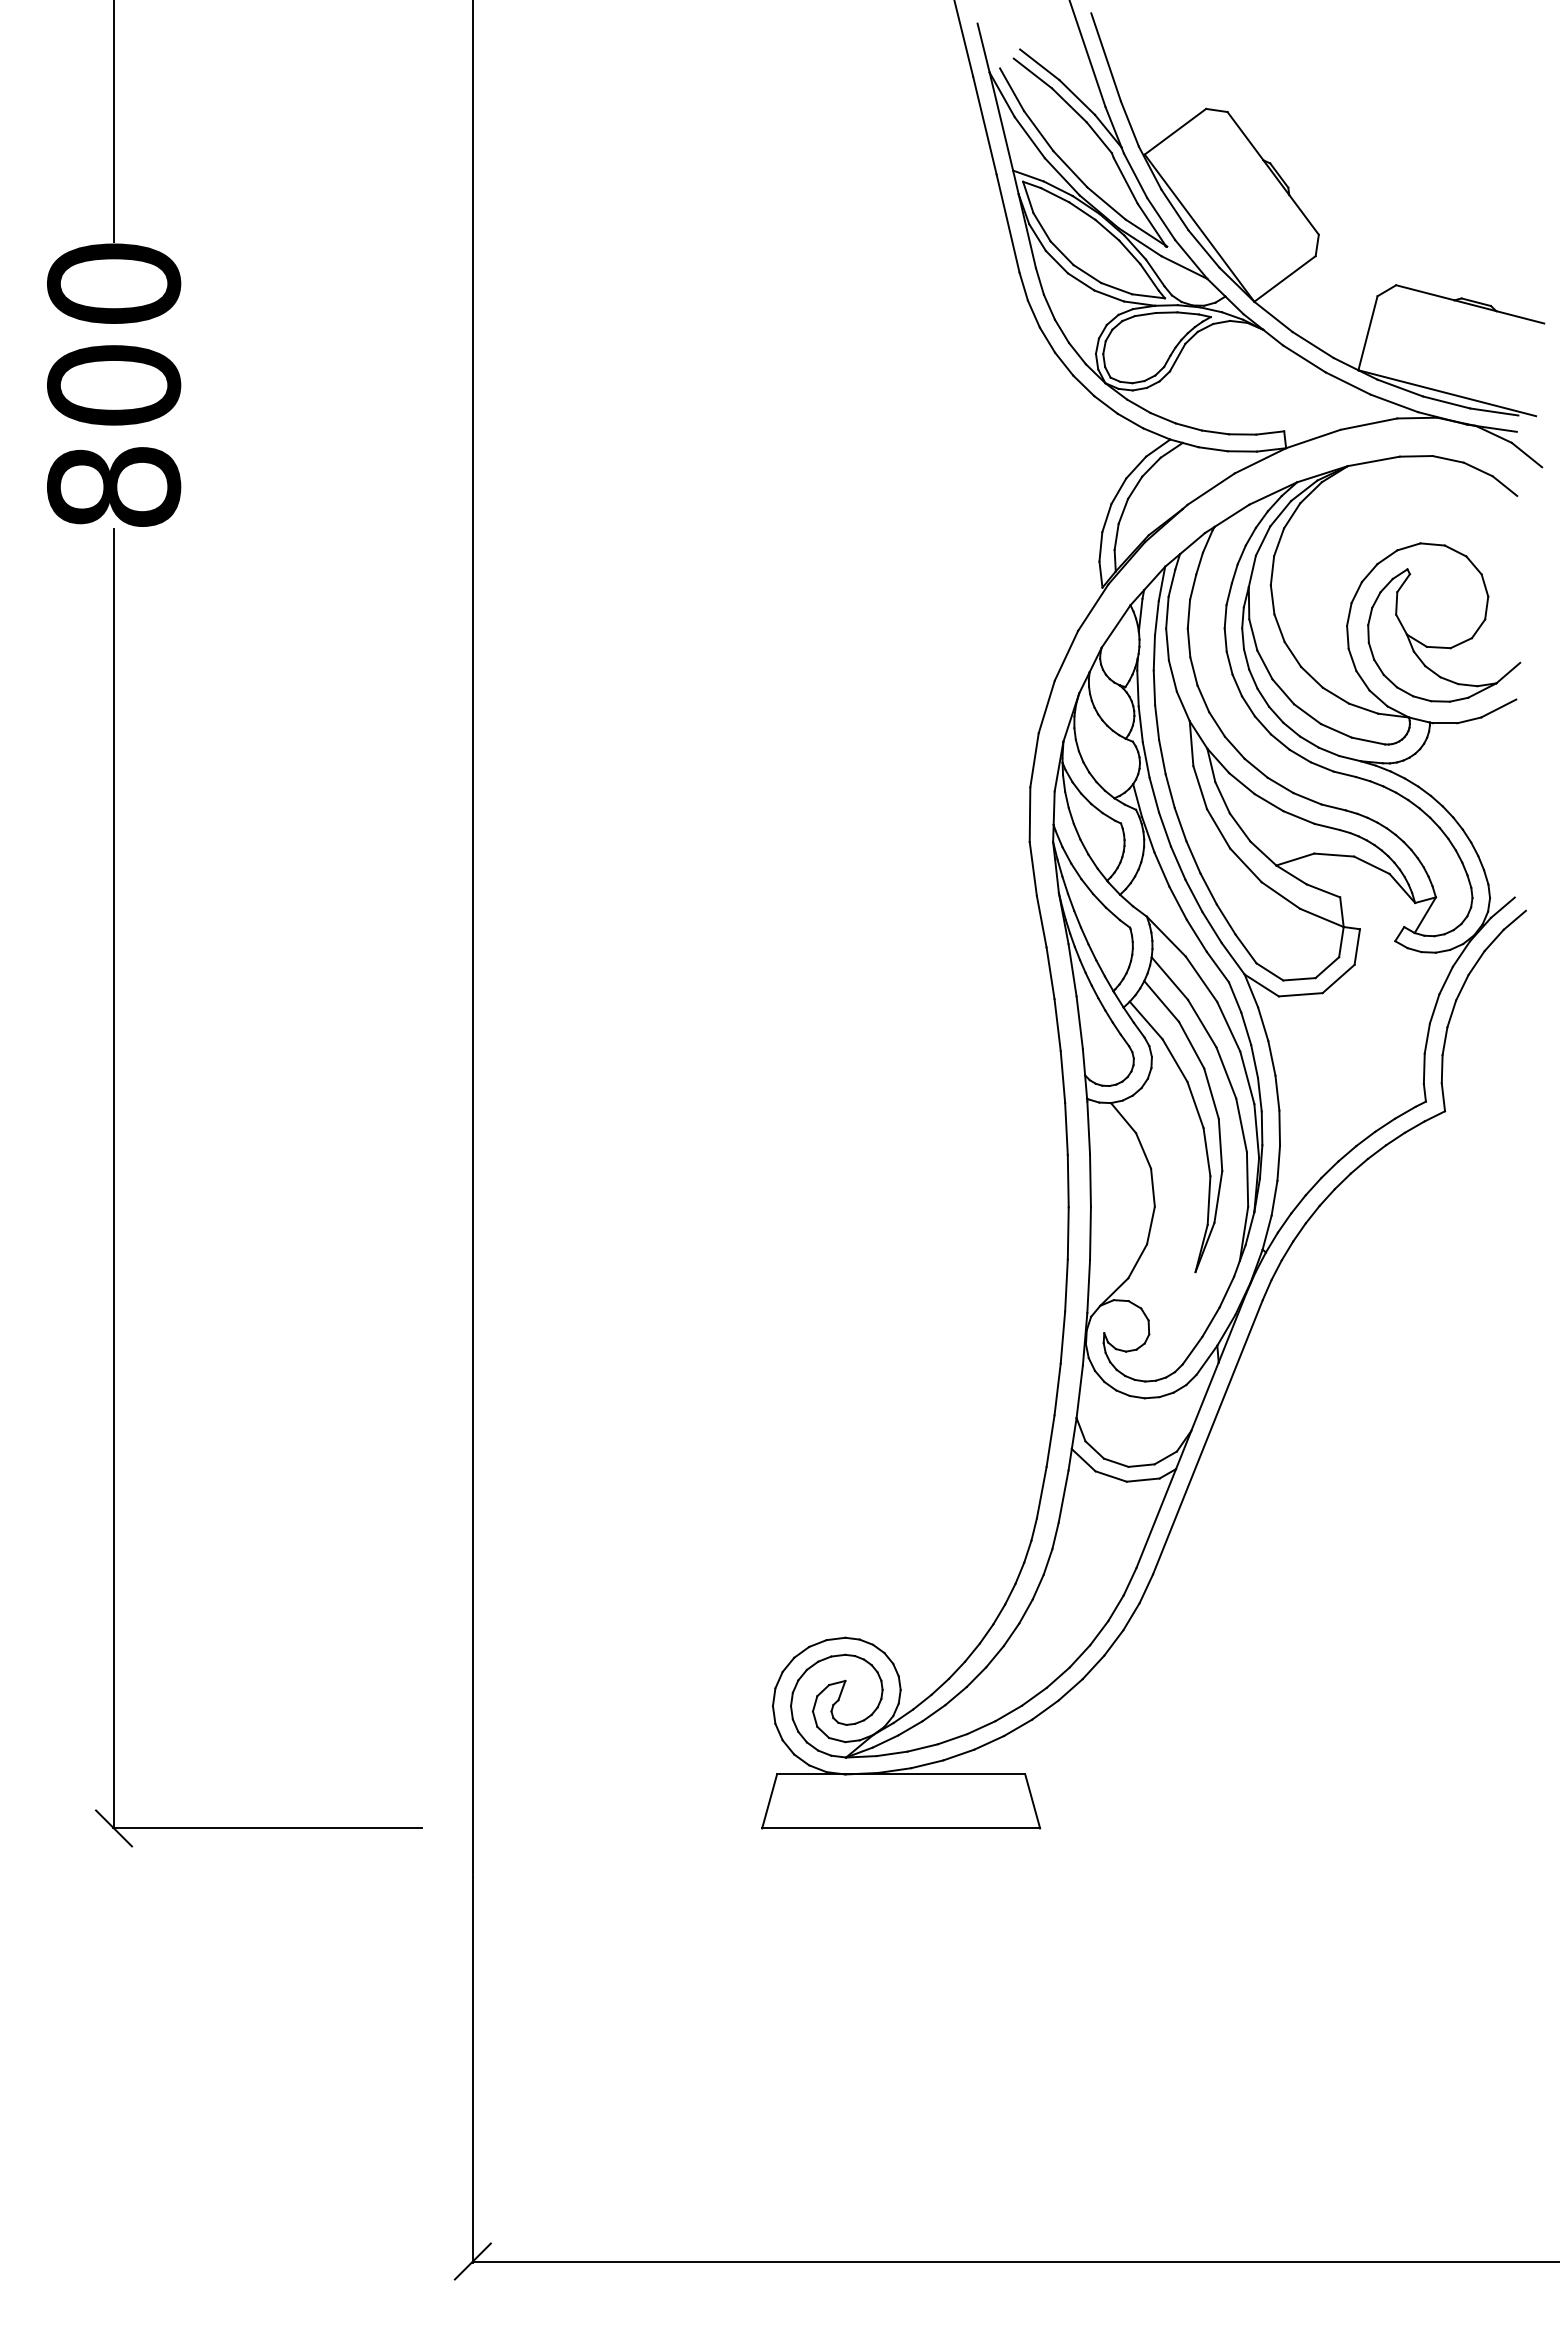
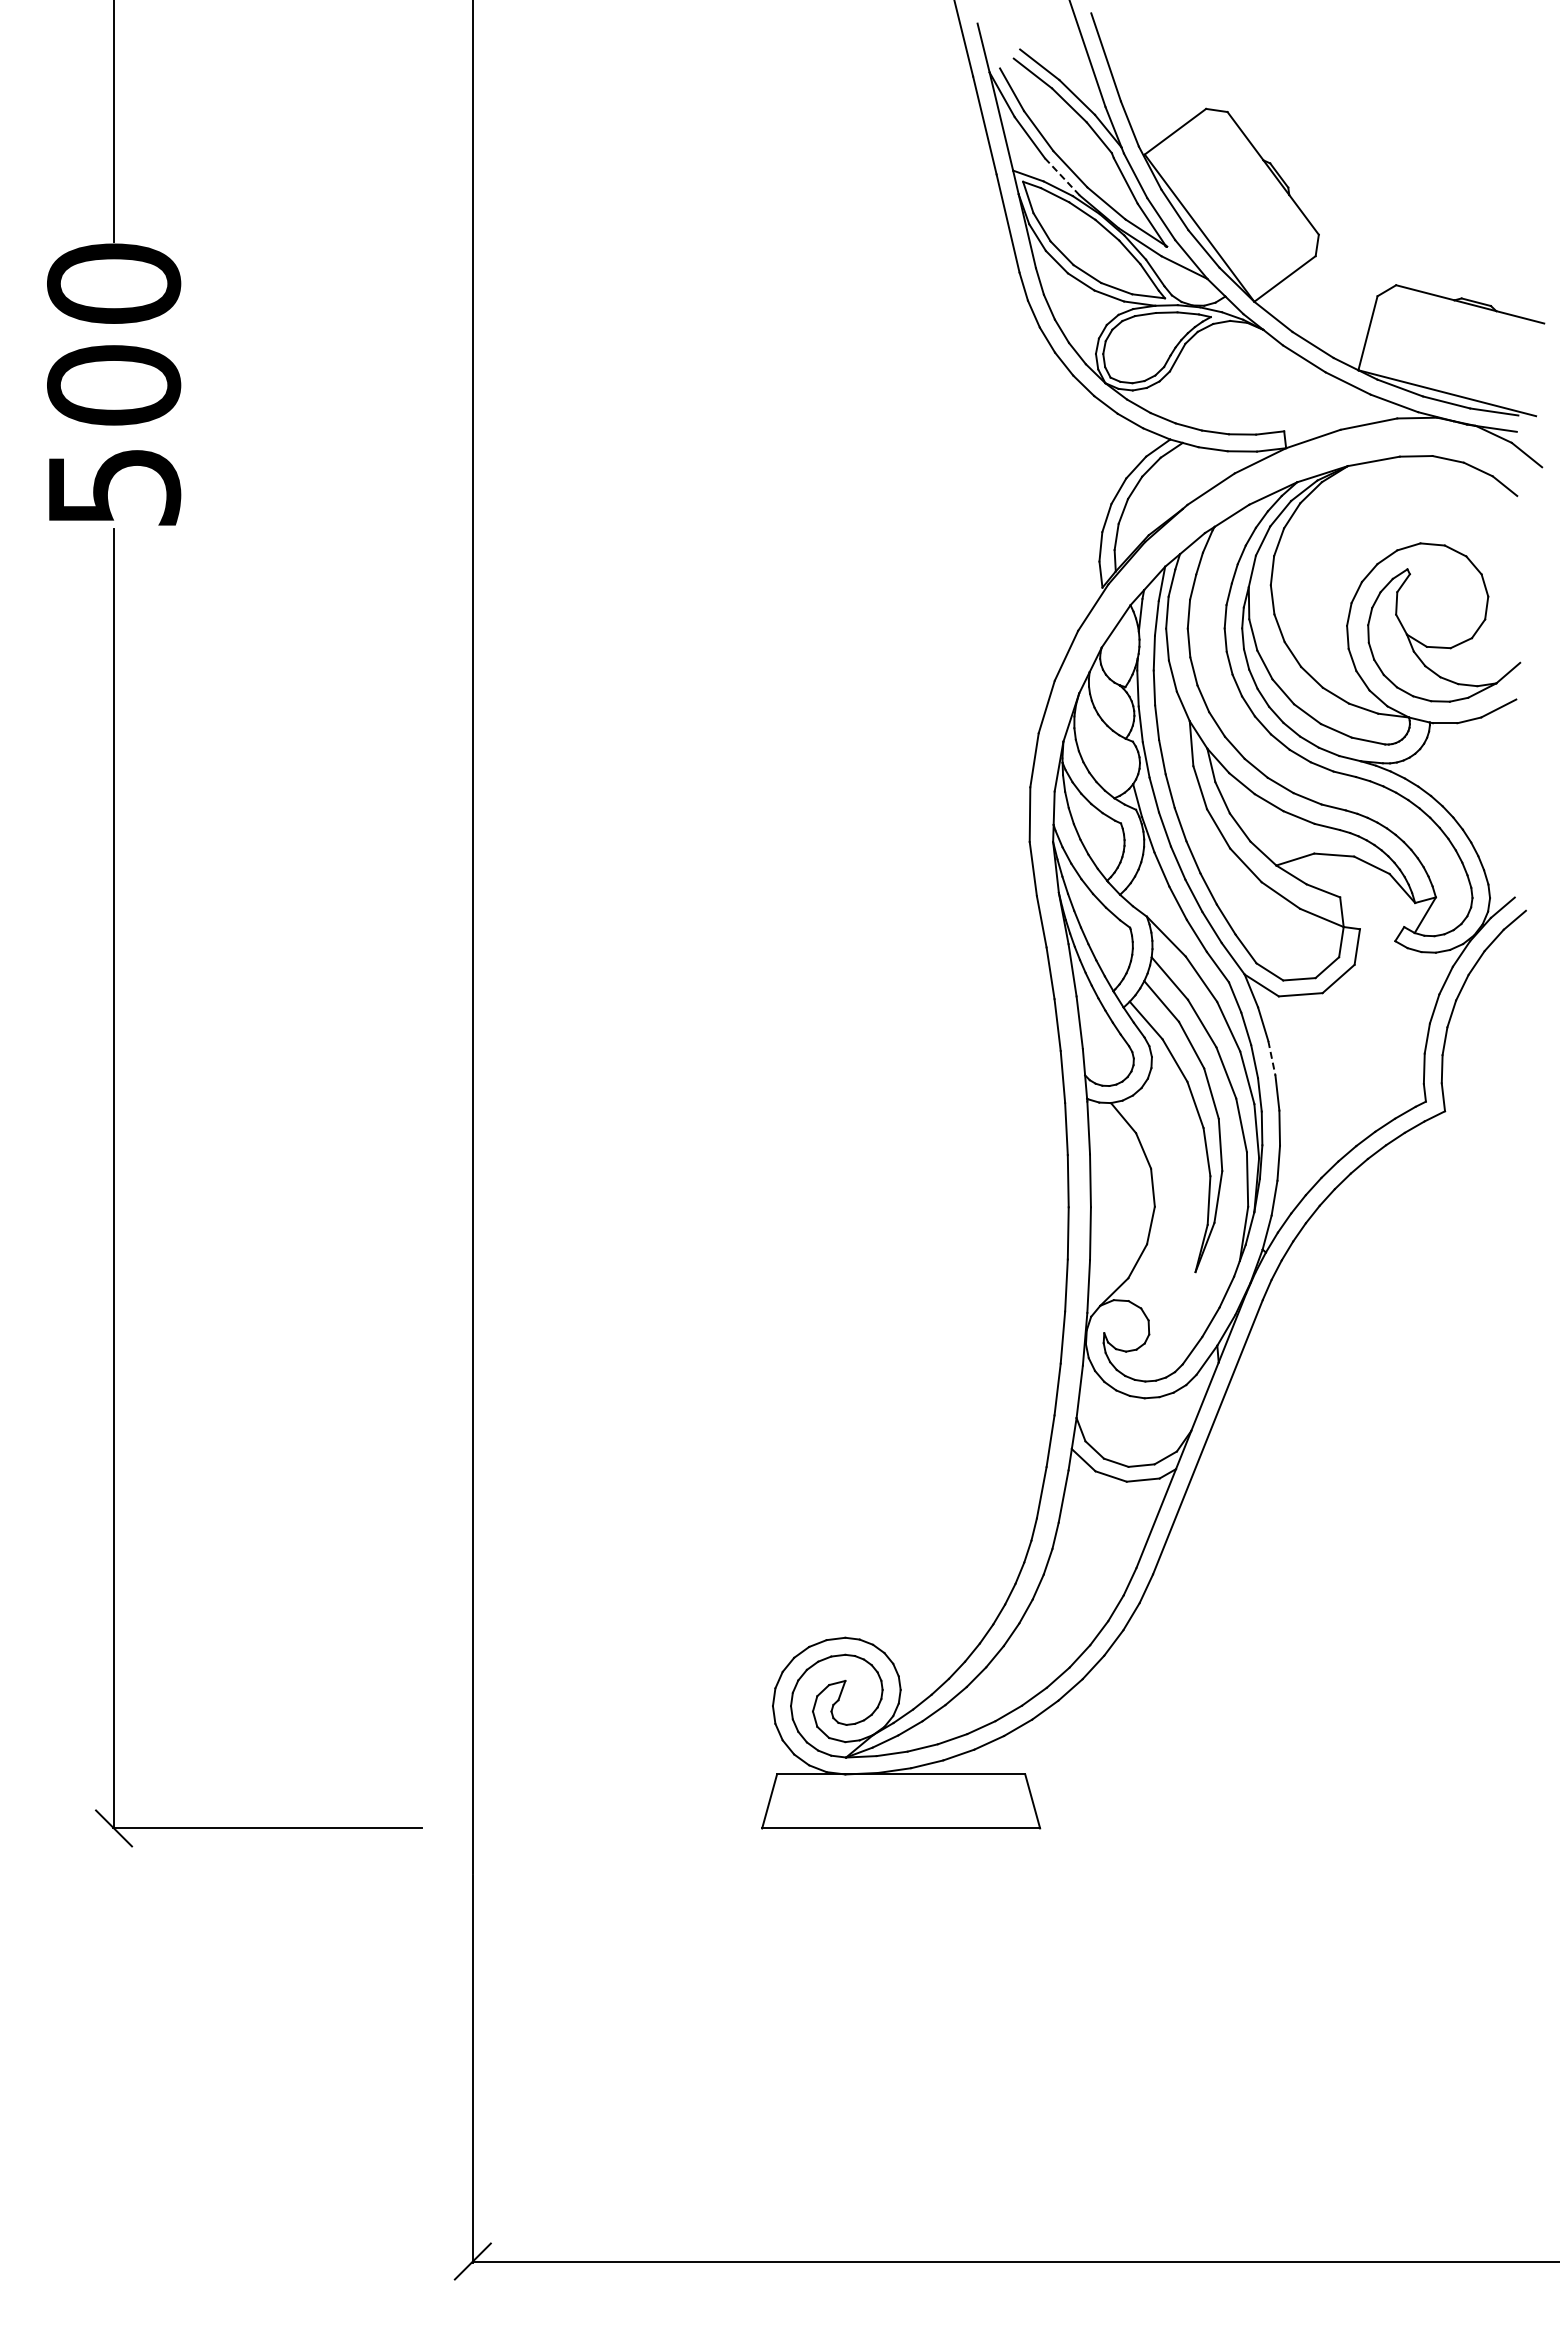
line: solid -> dashed (1062, 176)
text: 800 -> 500 (114, 486)
line: solid -> dashed (1271, 1058)
